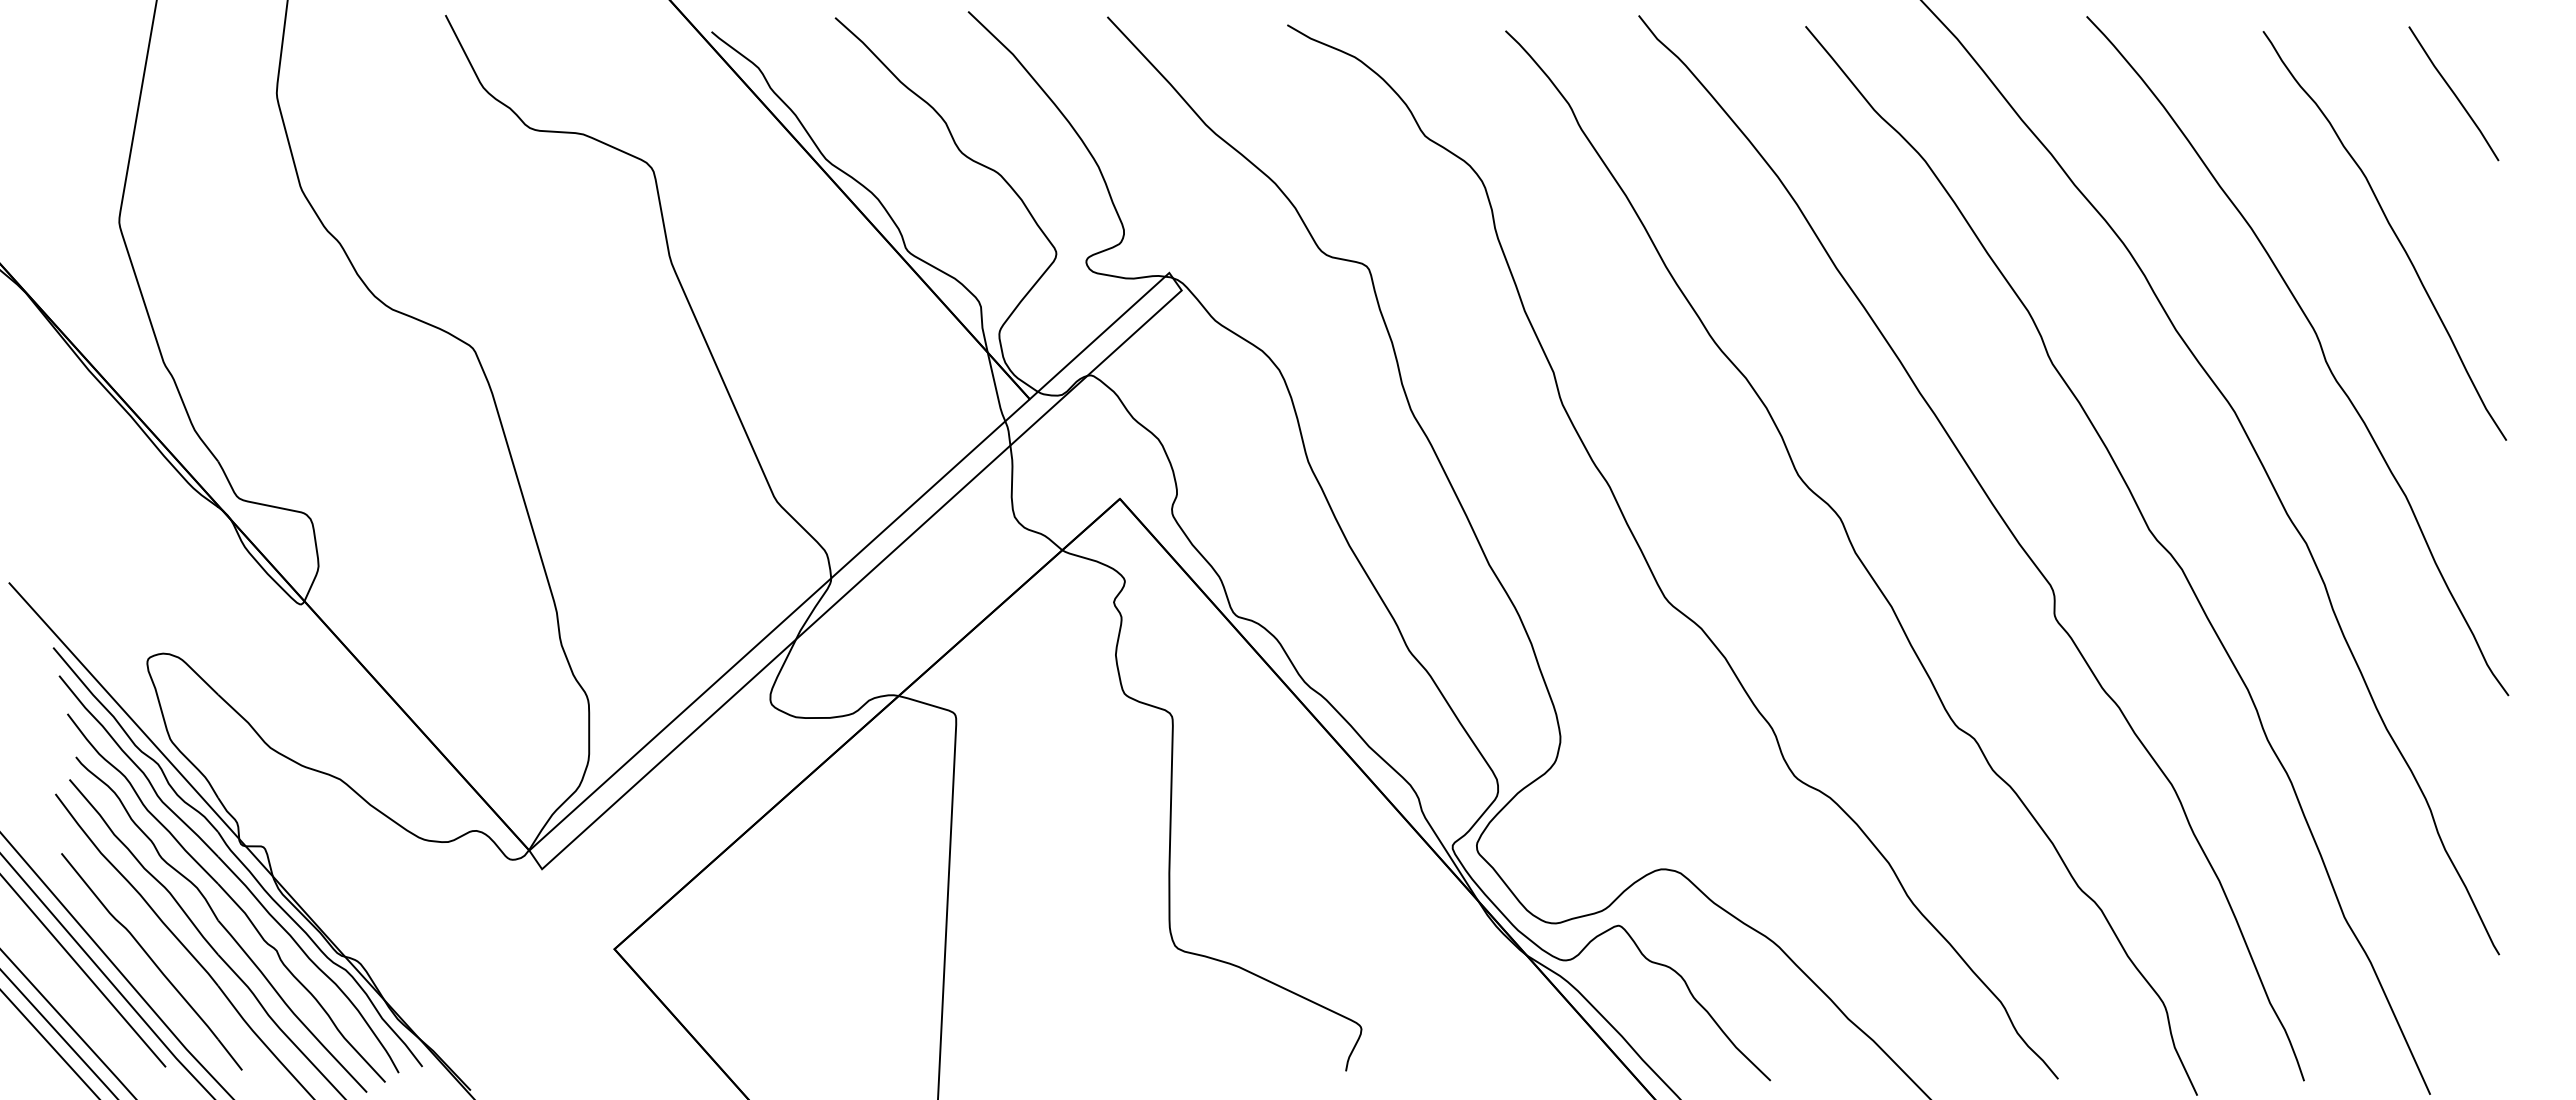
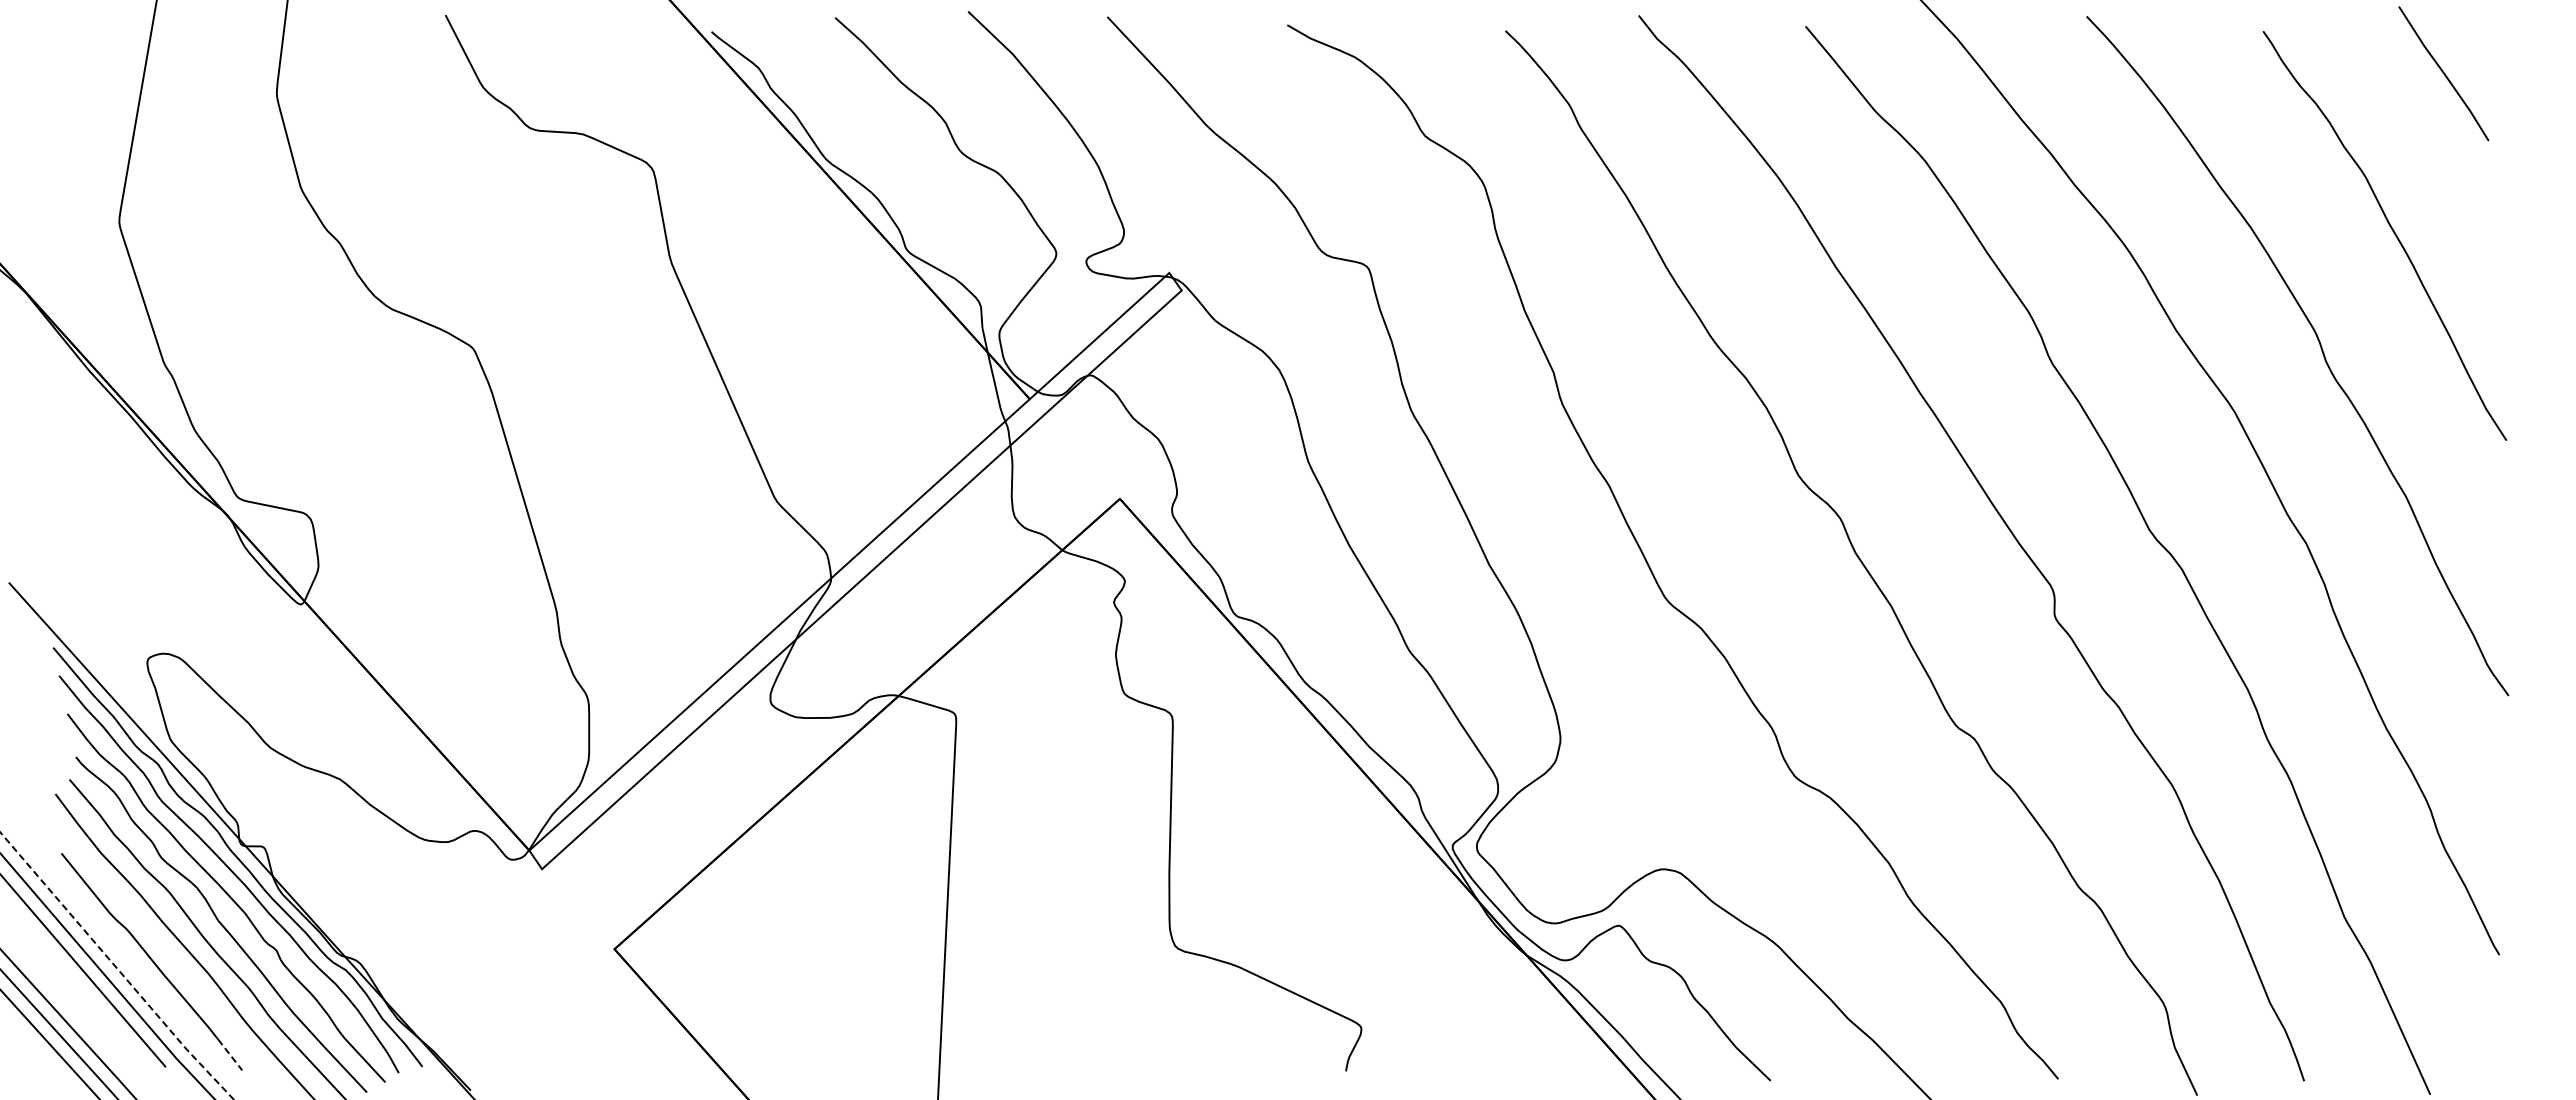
line position: (2453, 93) -> (2443, 73) (2443, 73)
line: solid -> dashed (116, 967)
line: solid -> dashed (230, 1054)
